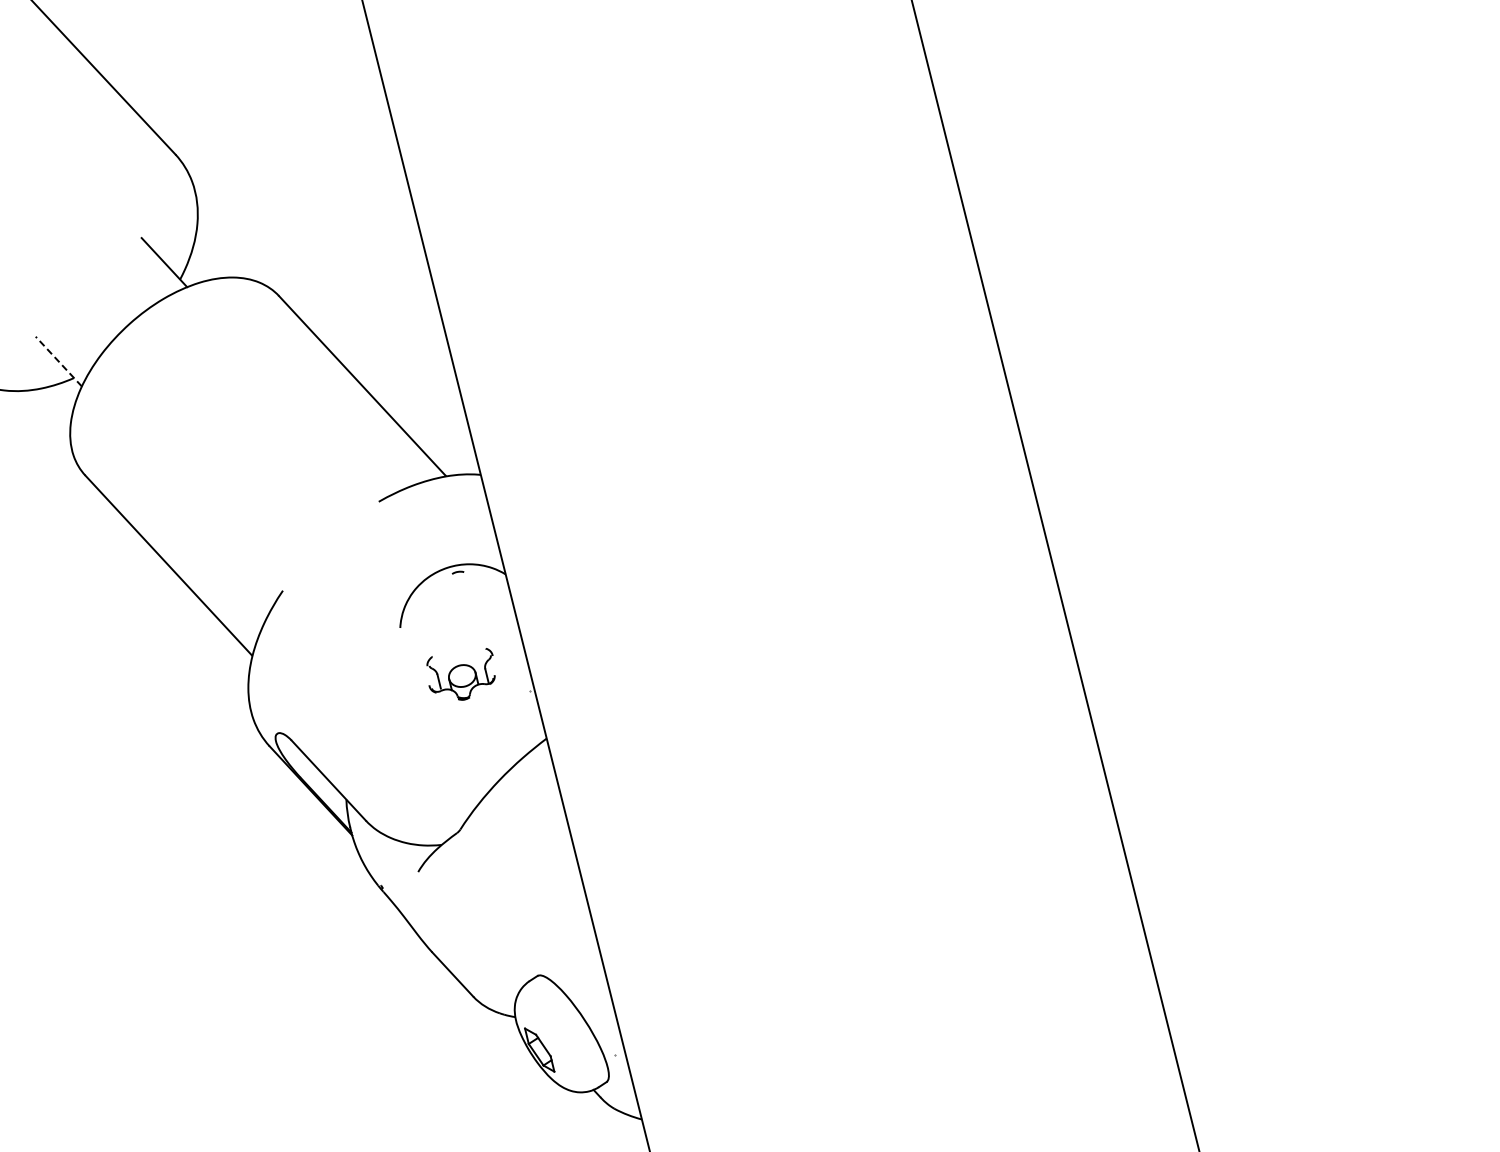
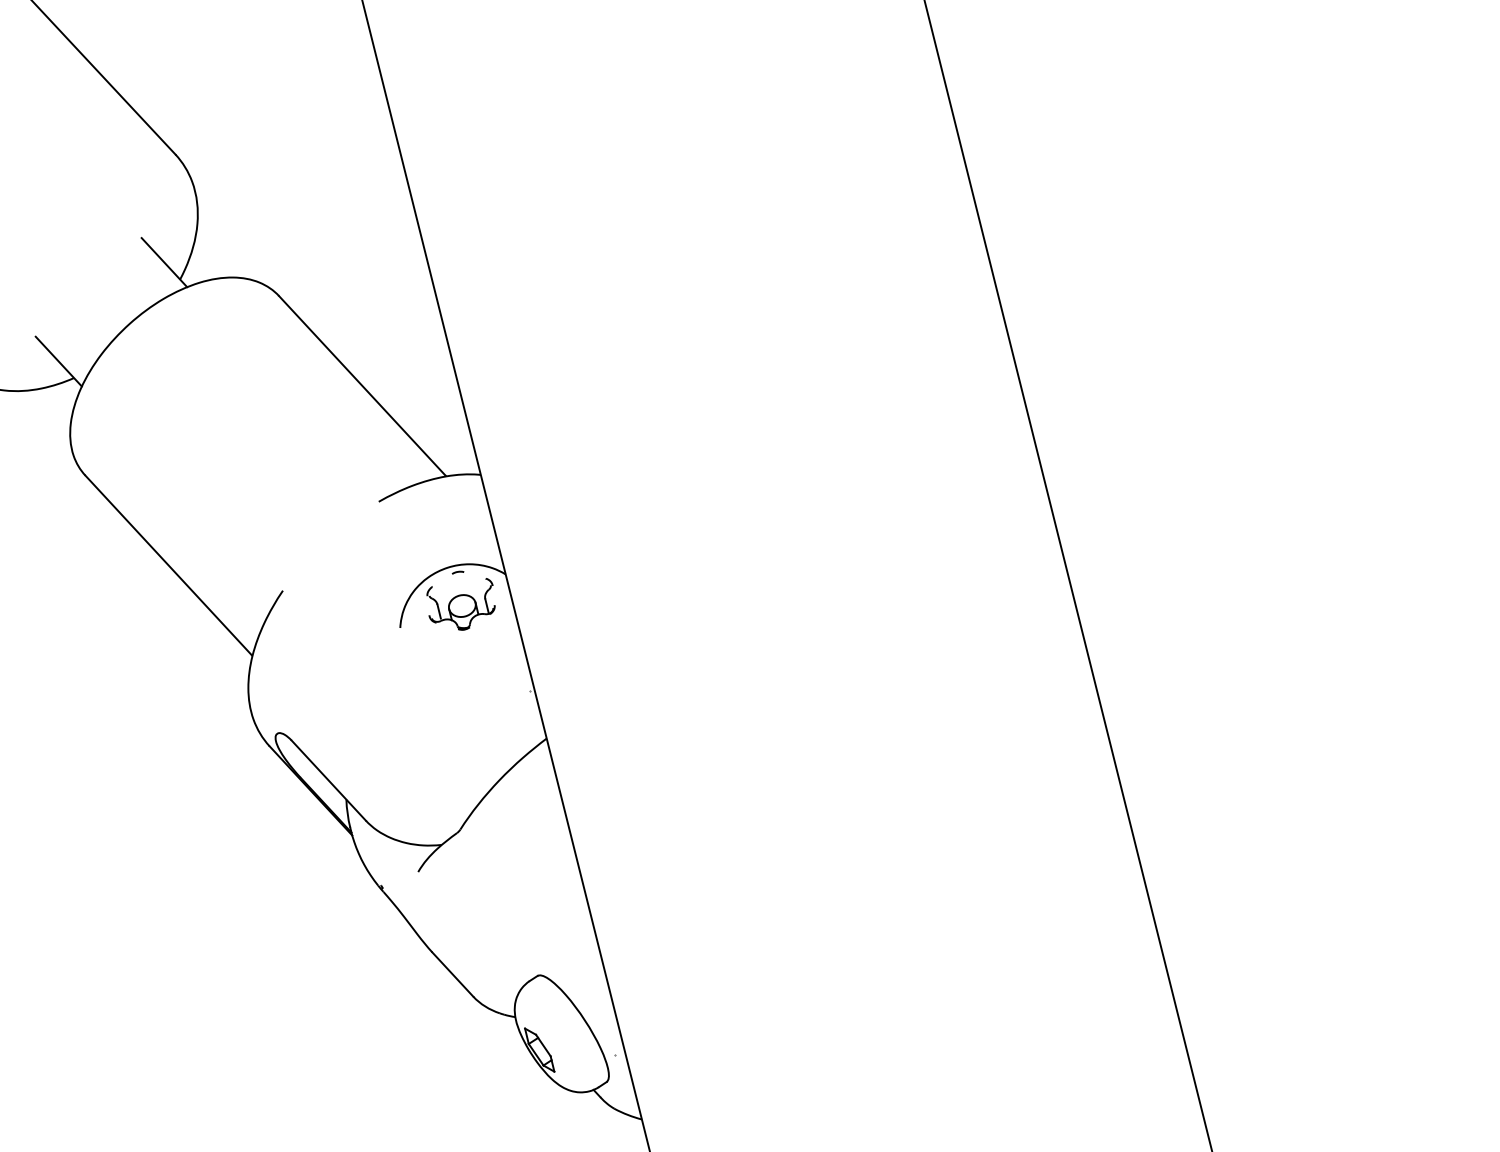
line: dashed -> solid (58, 361)
line position: (1055, 575) -> (1068, 575) (1068, 575)
part position: (460, 674) -> (460, 604) (460, 604)
